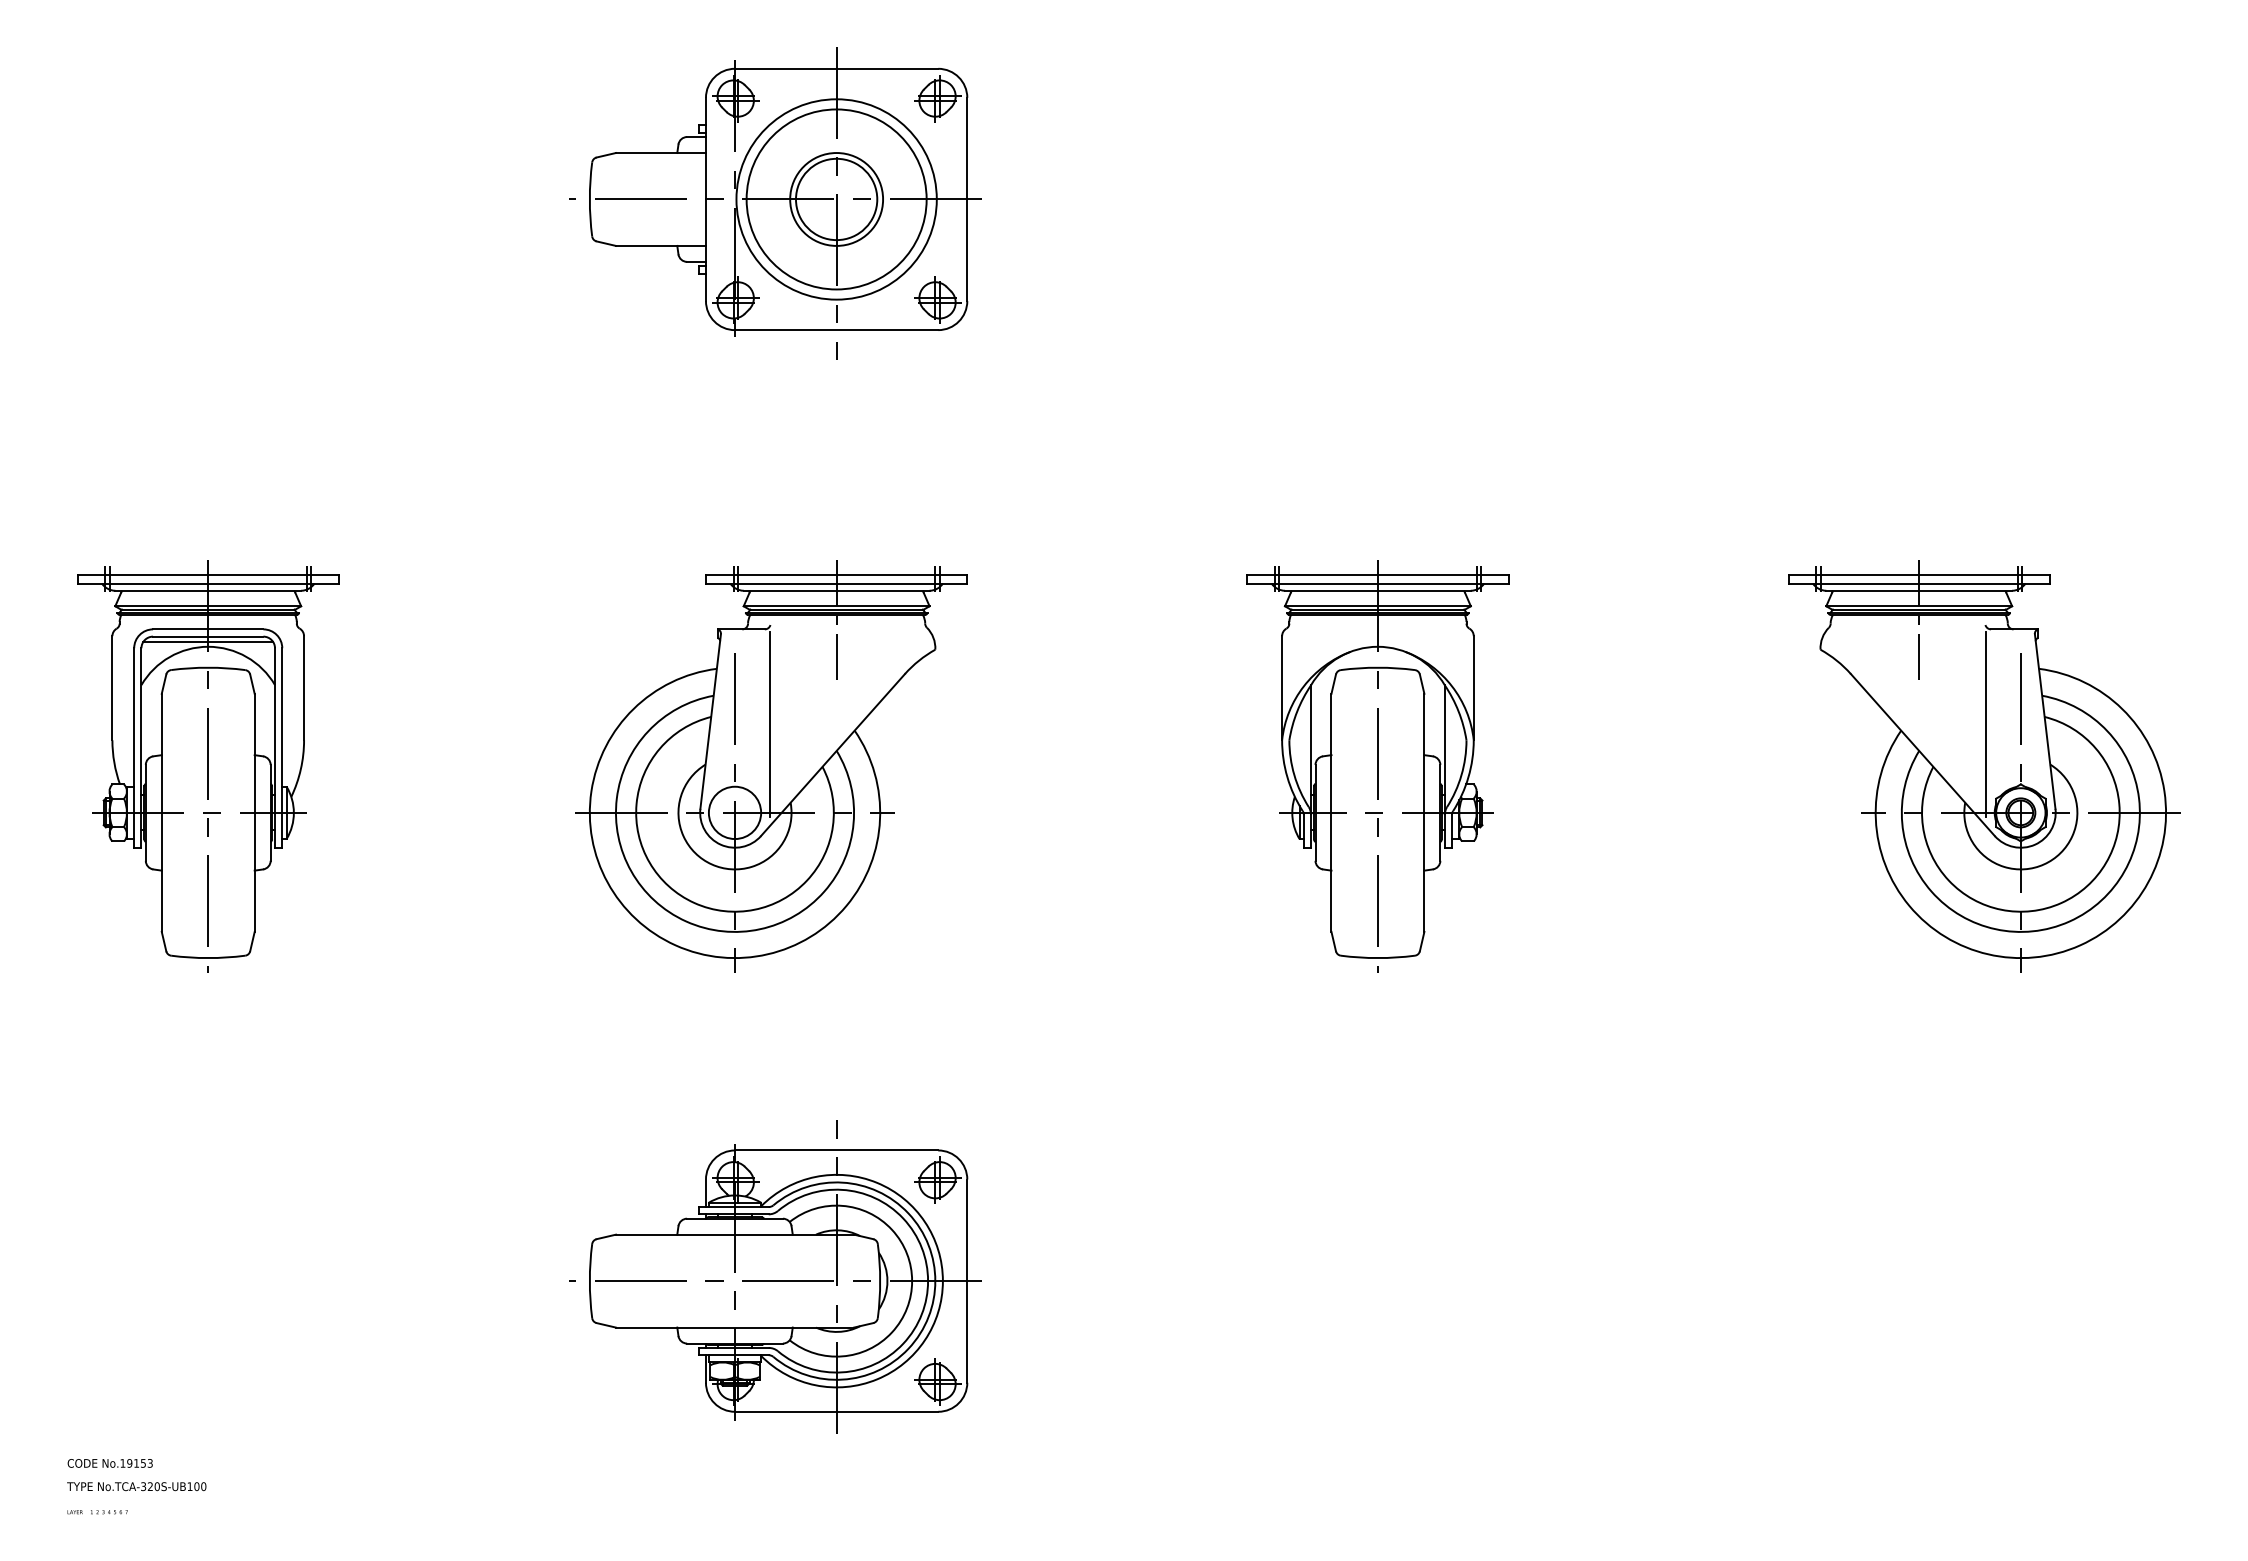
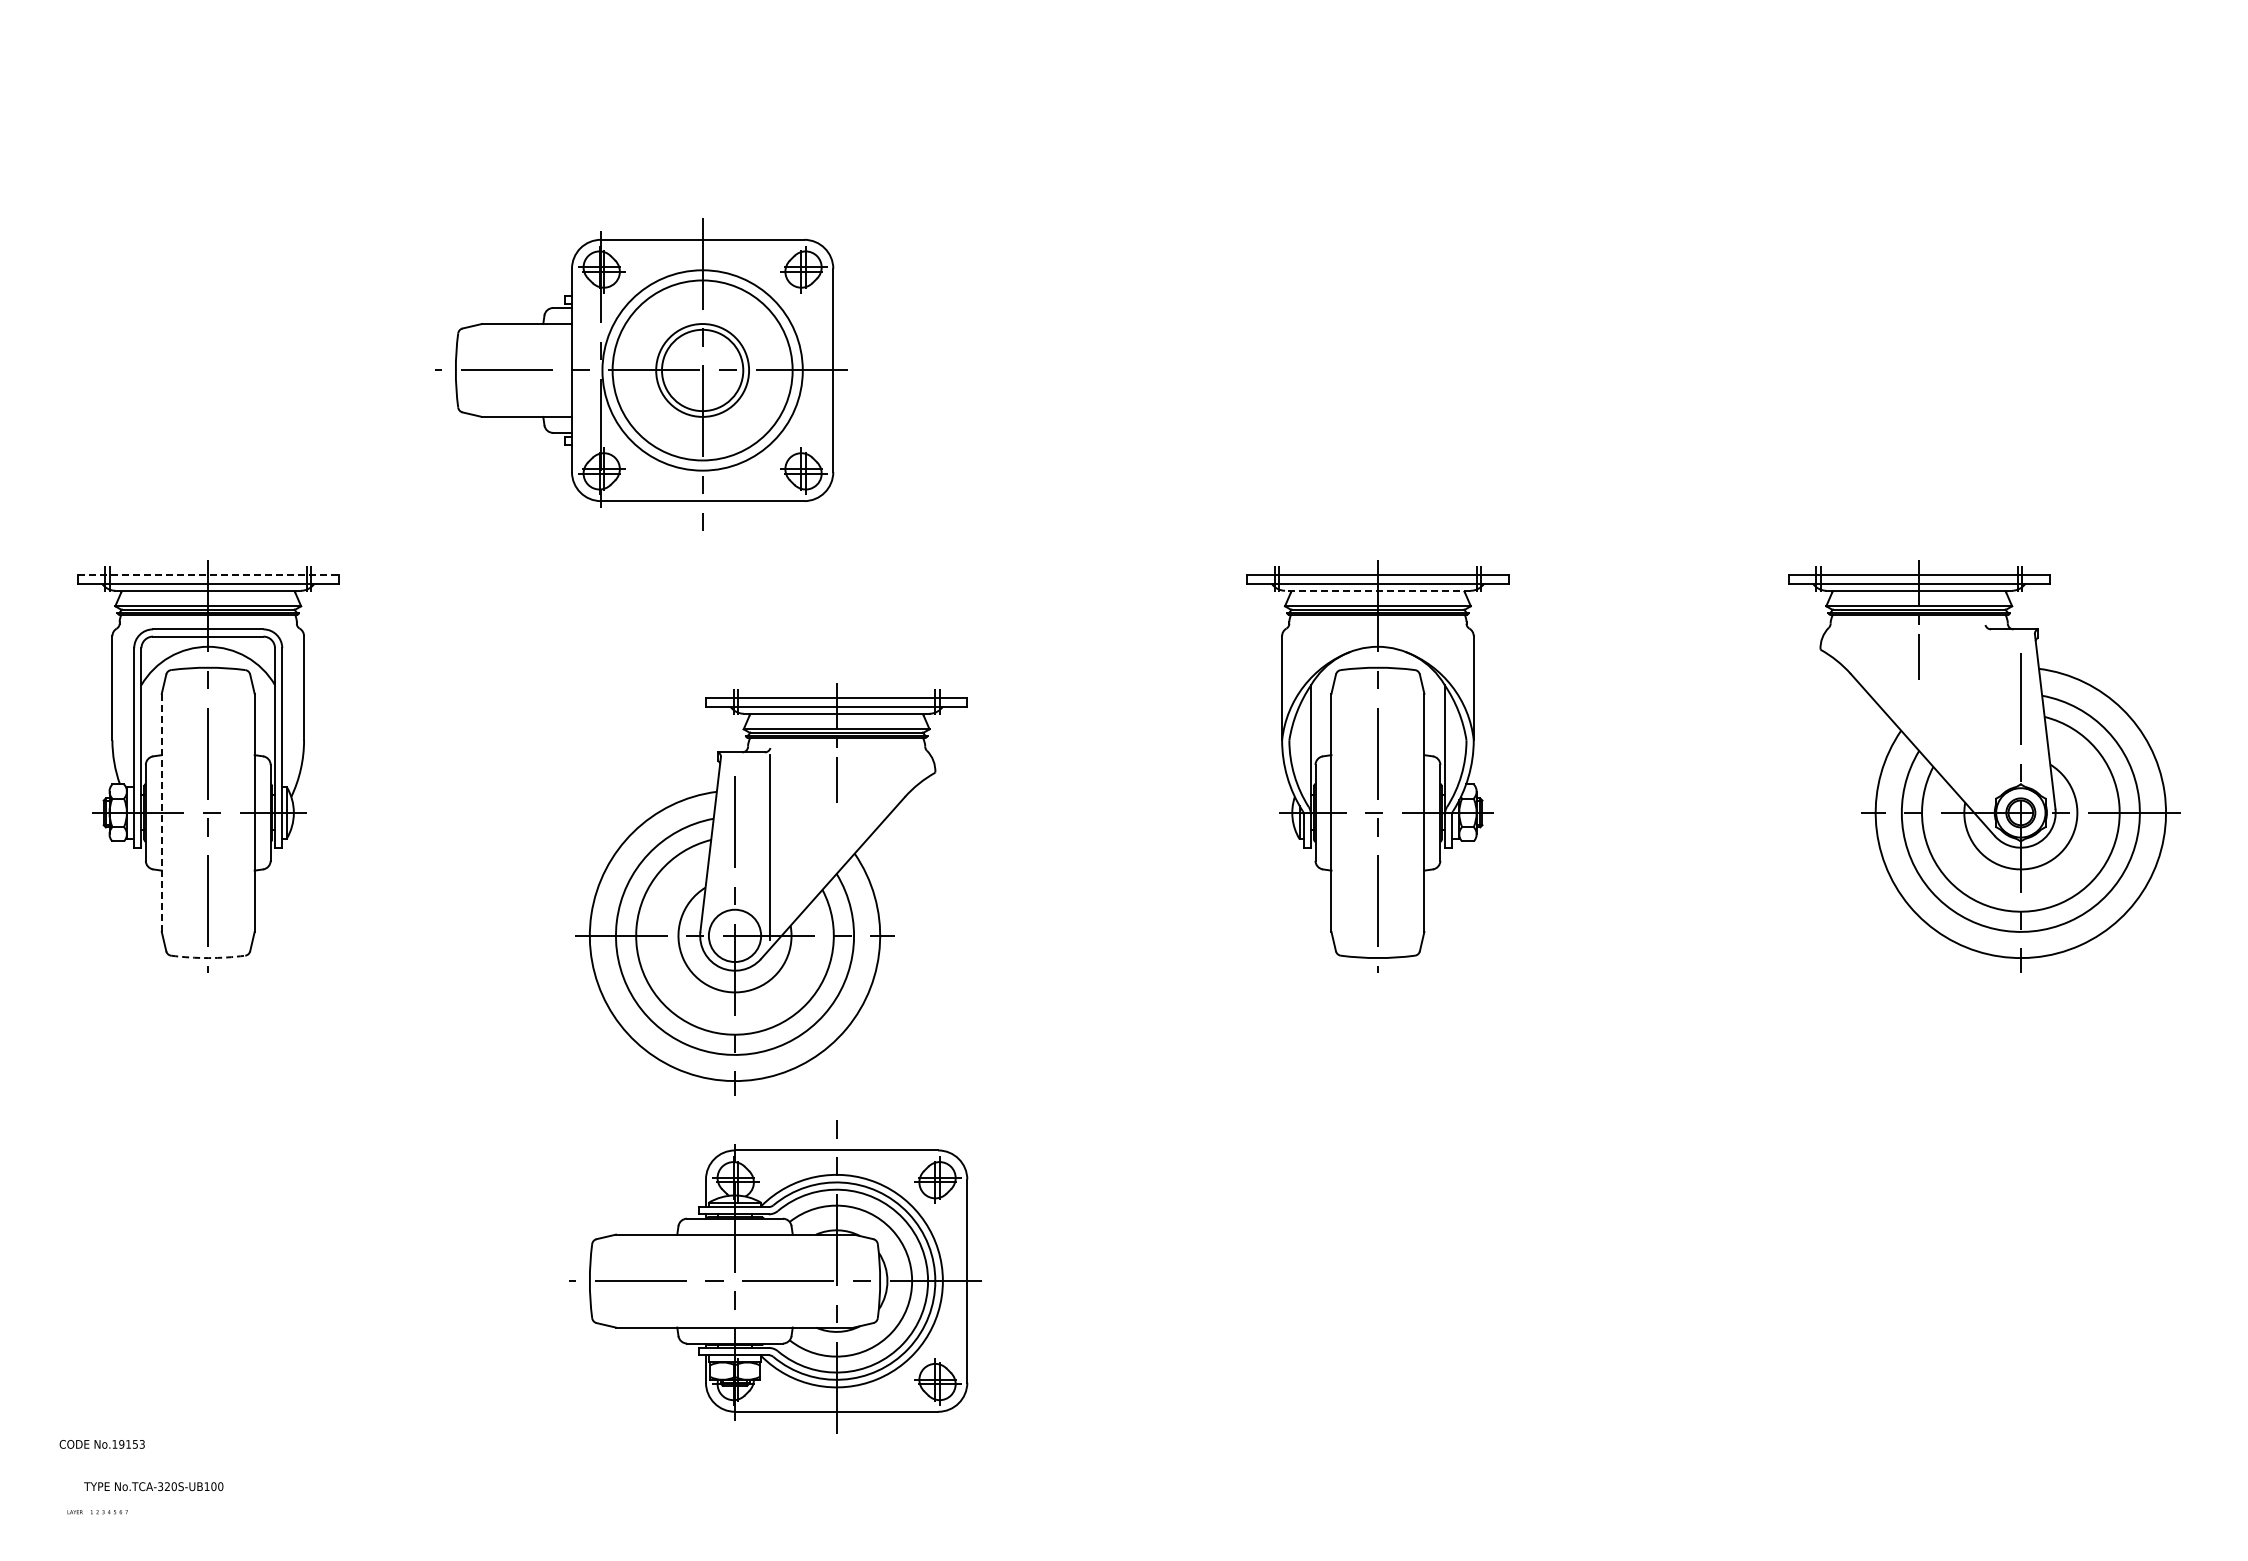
part position: (775, 203) -> (641, 374) (641, 374)
line: solid -> dashed (208, 574)
line: solid -> dashed (1377, 590)
line: present -> none (208, 642)
line: present -> none (1986, 724)
part position: (771, 766) -> (771, 889) (771, 889)
line: solid -> dashed (161, 812)
arc: solid -> dashed (208, 958)
text position: (109, 1463) -> (101, 1444) (101, 1444)
text position: (136, 1486) -> (153, 1486) (153, 1486)
